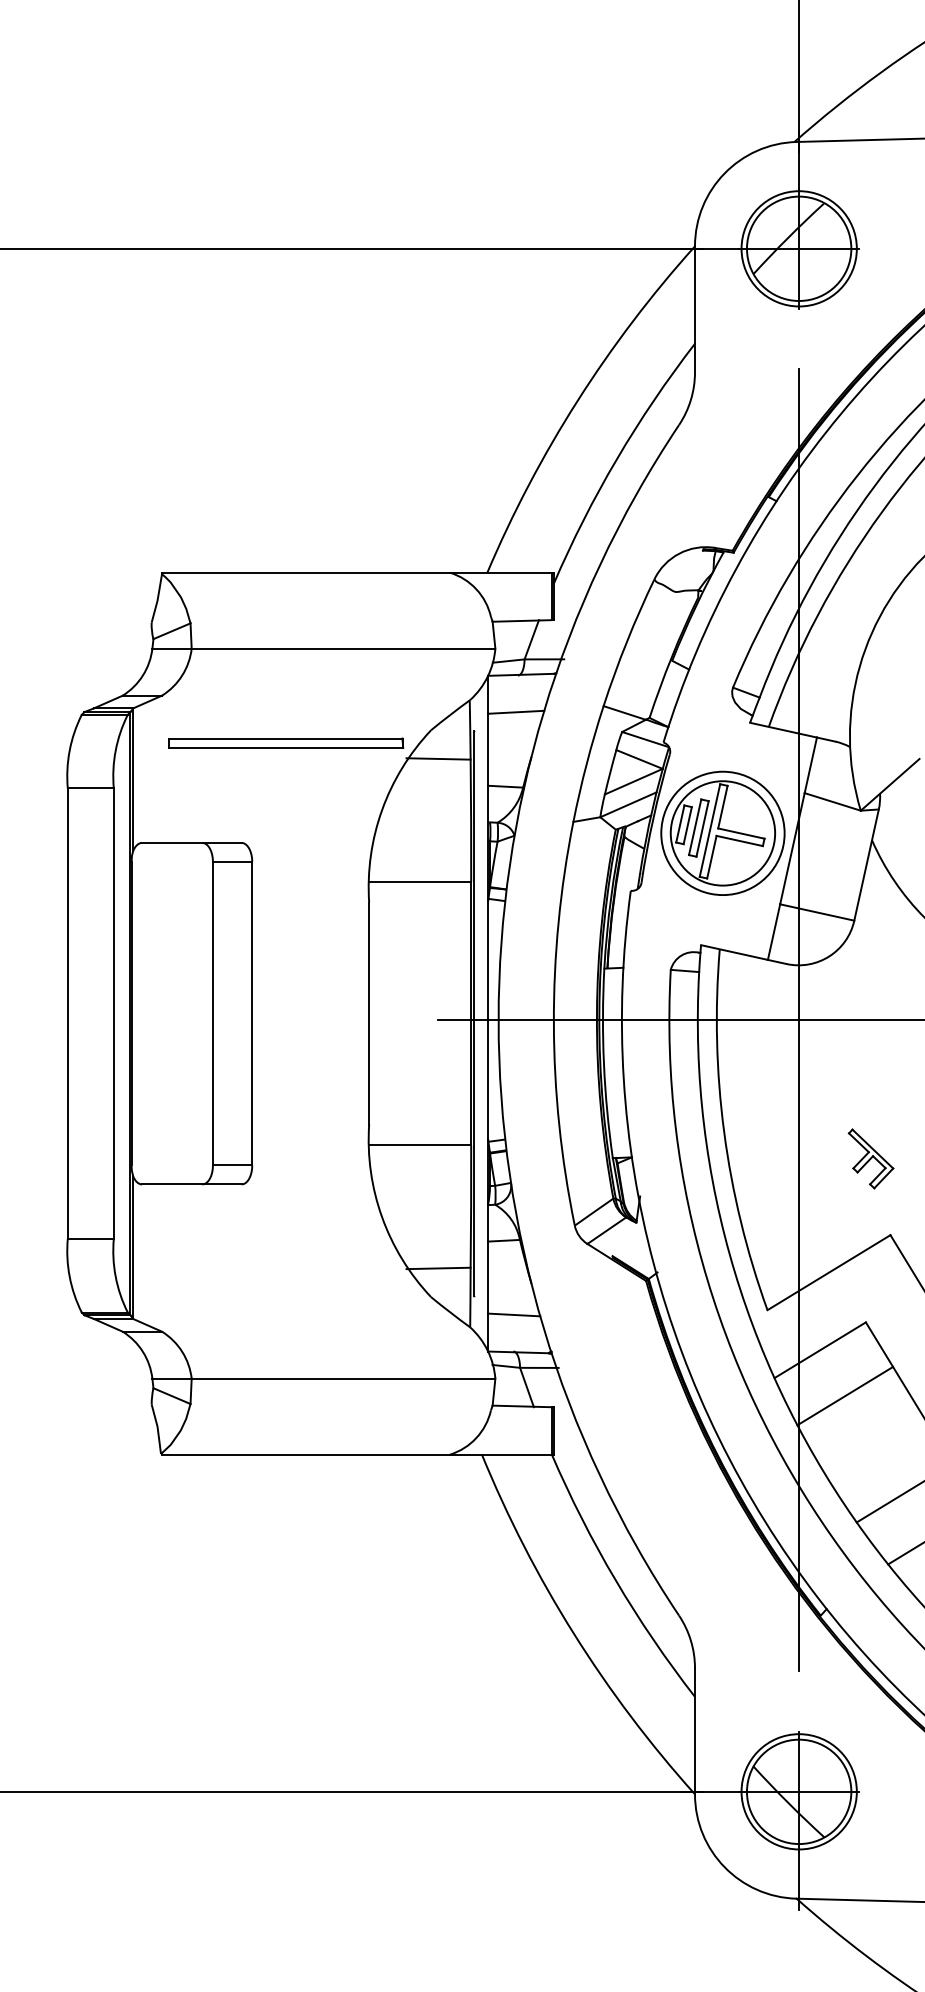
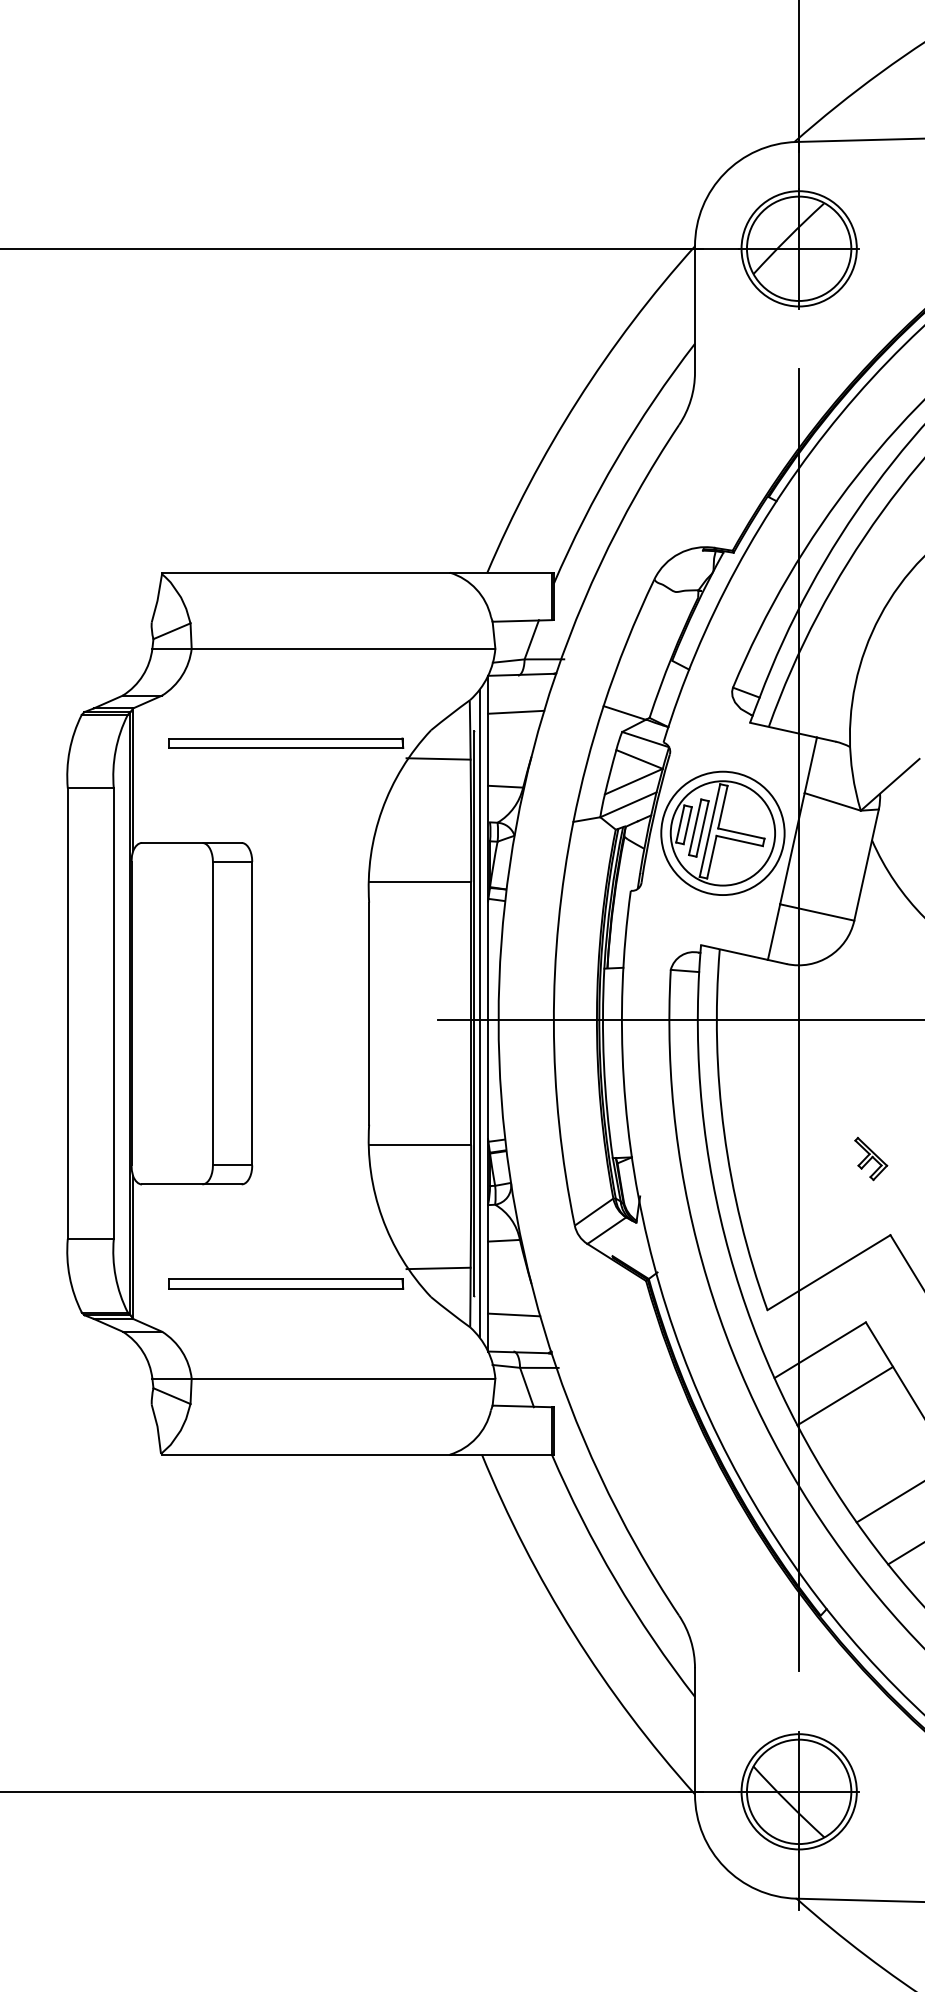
line: none -> present (479, 1013)
part size: 48x62 px -> 35x46 px (871, 1158)
part: none -> present (286, 1283)
